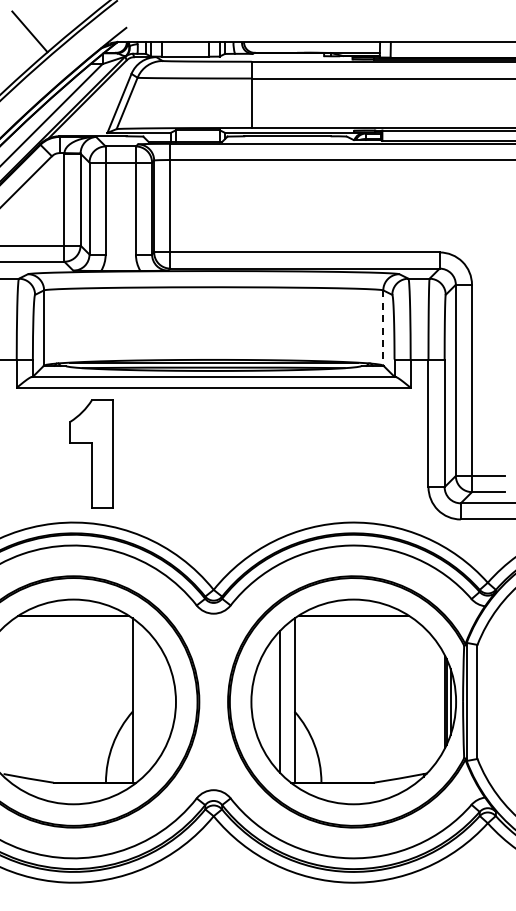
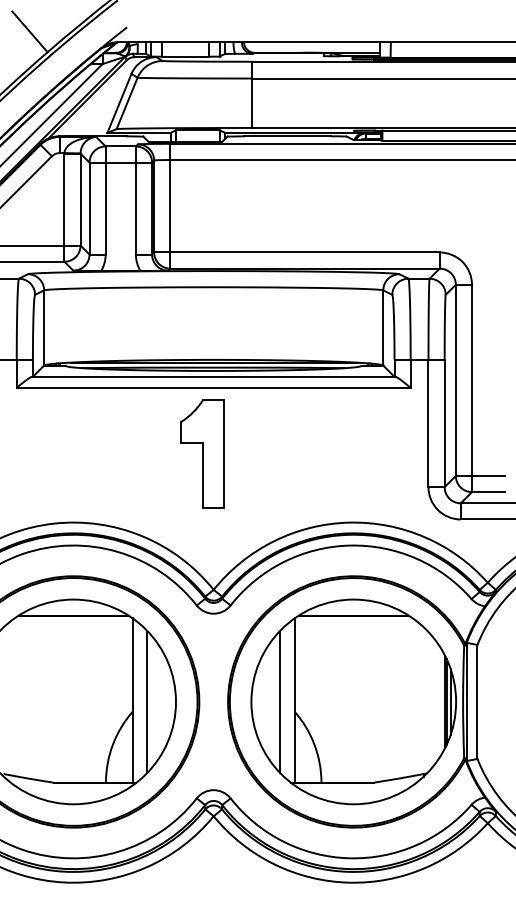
line: dashed -> solid (383, 327)
part position: (91, 453) -> (202, 453) (202, 453)
line: none -> present (147, 701)
